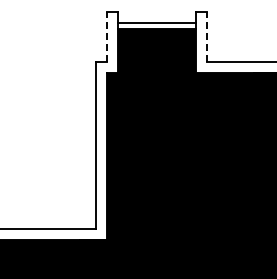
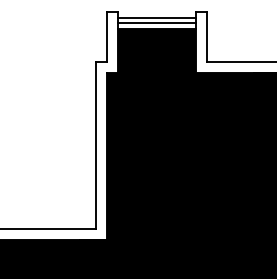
line: none -> present (157, 17)
line: dashed -> solid (107, 37)
line: dashed -> solid (207, 37)
